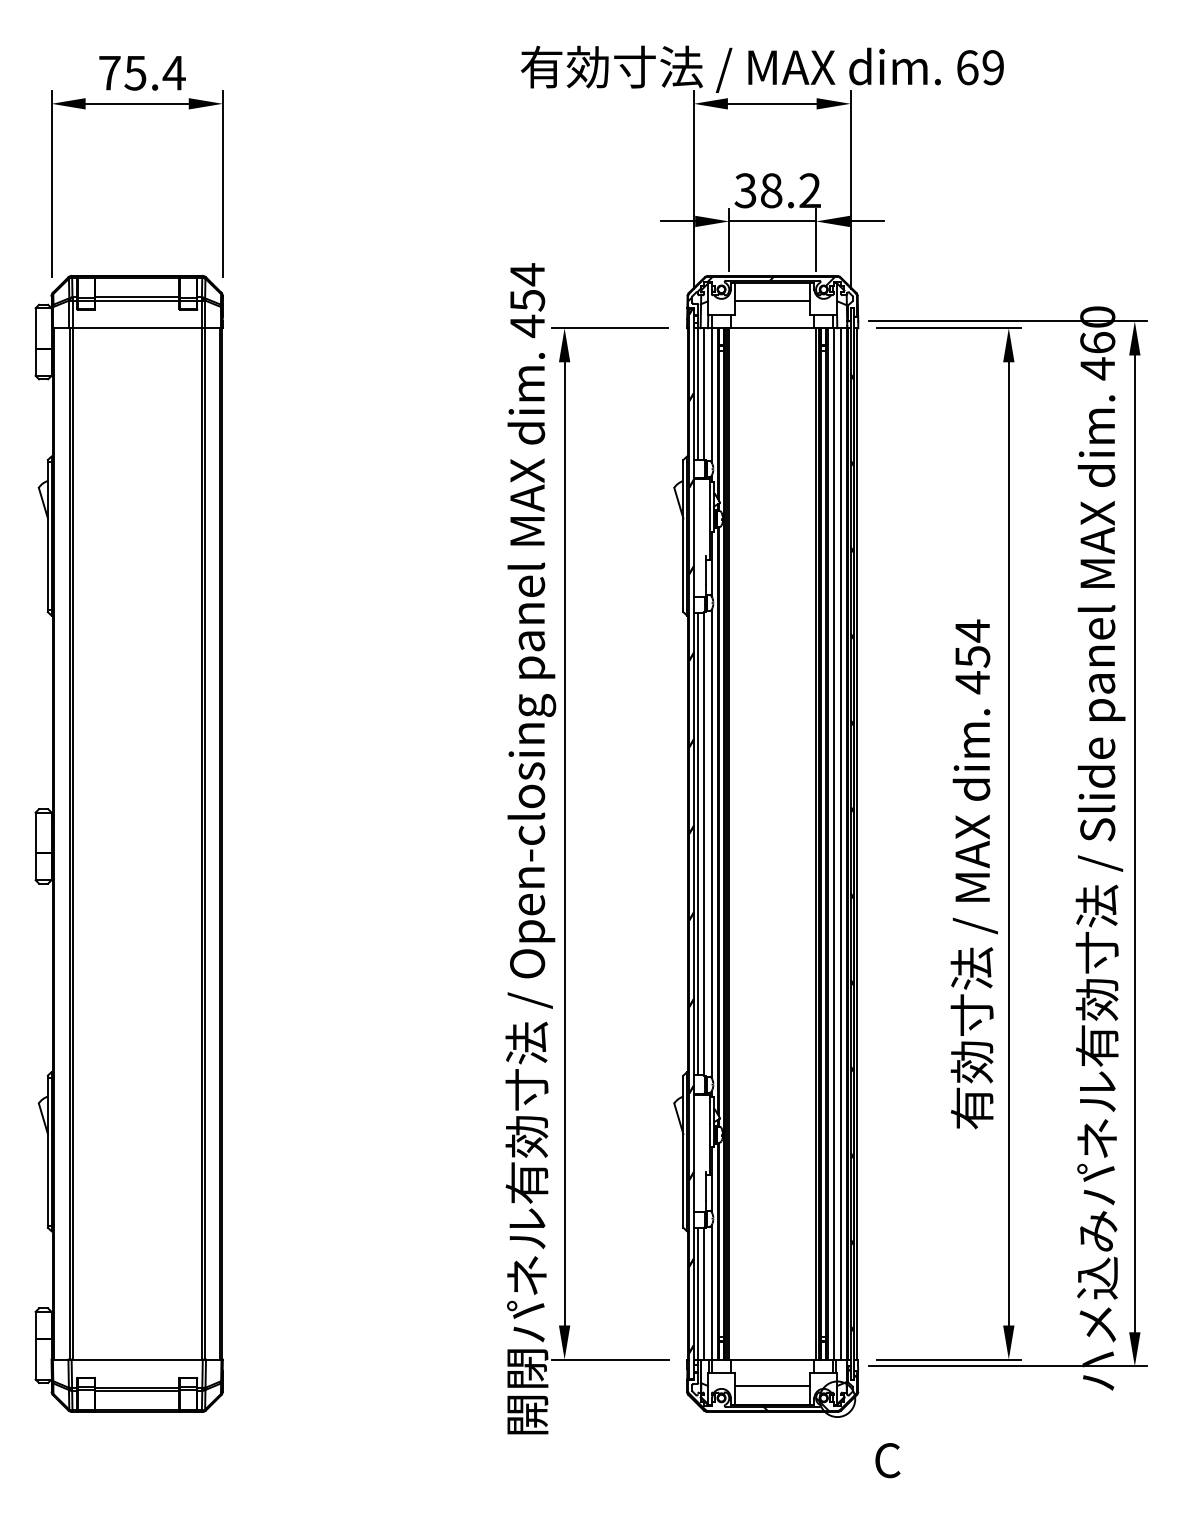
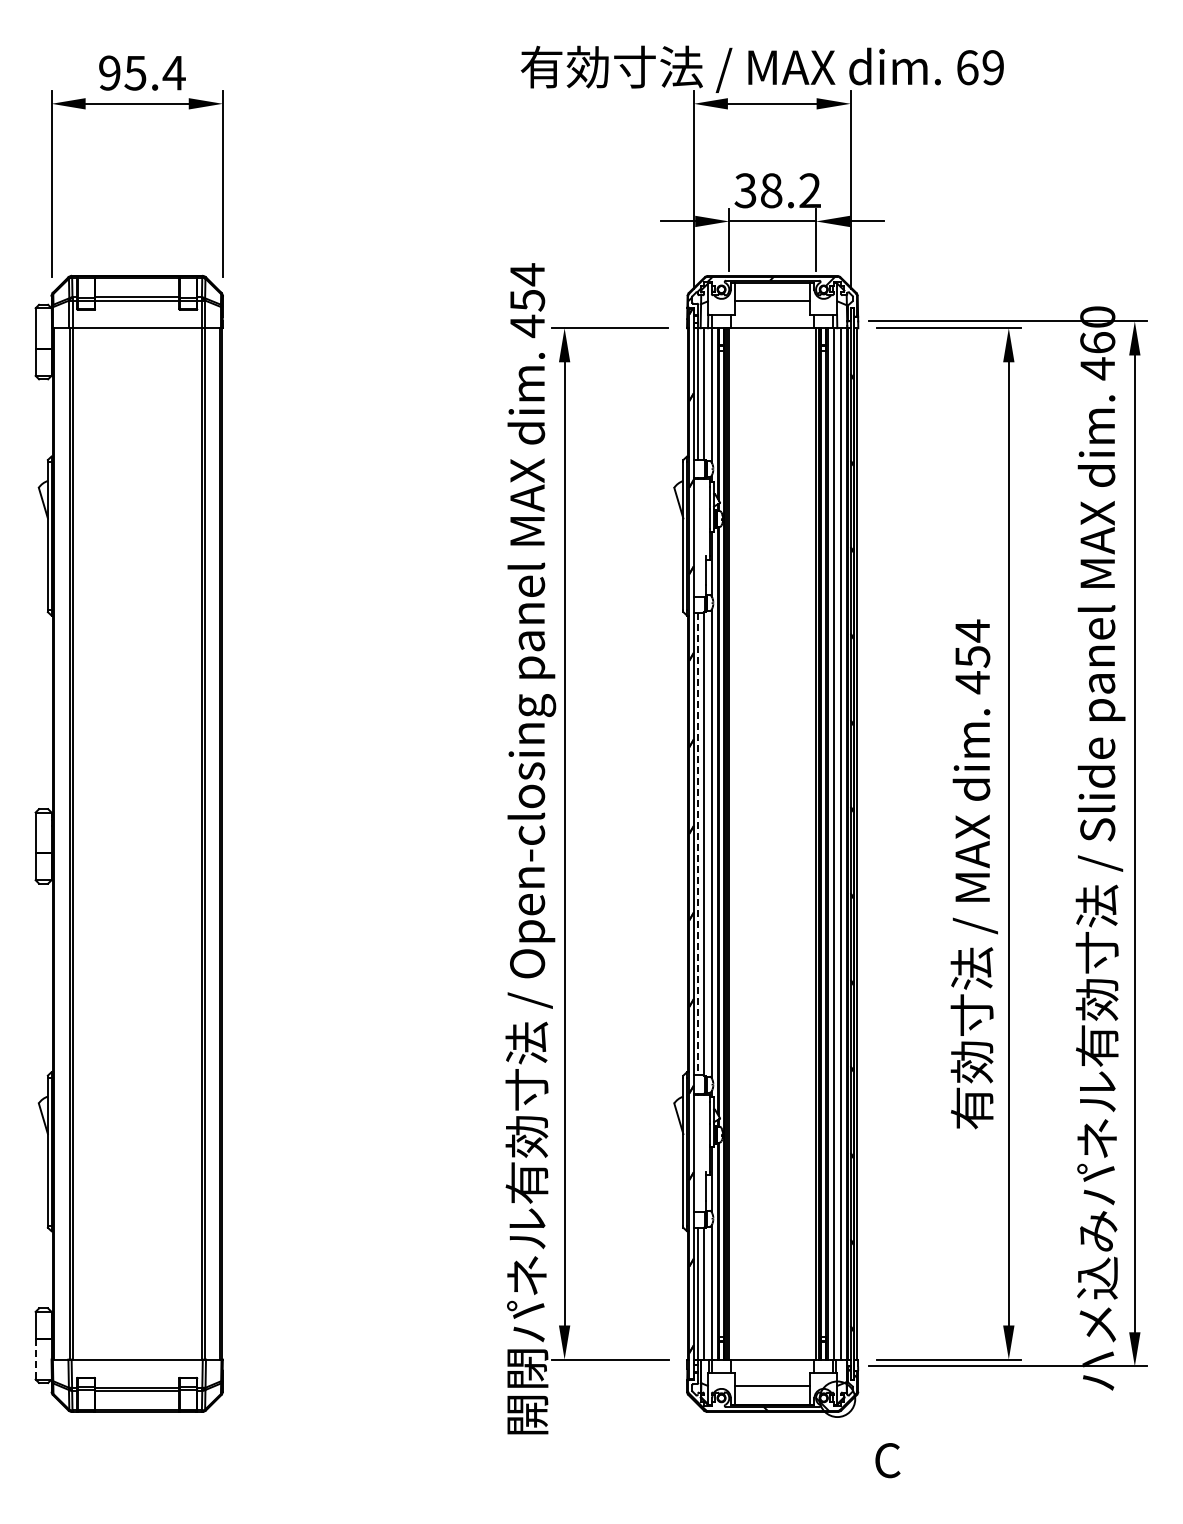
text: 75.4 -> 95.4 (109, 72)
line: solid -> dashed (698, 844)
line: solid -> dashed (35, 1359)
